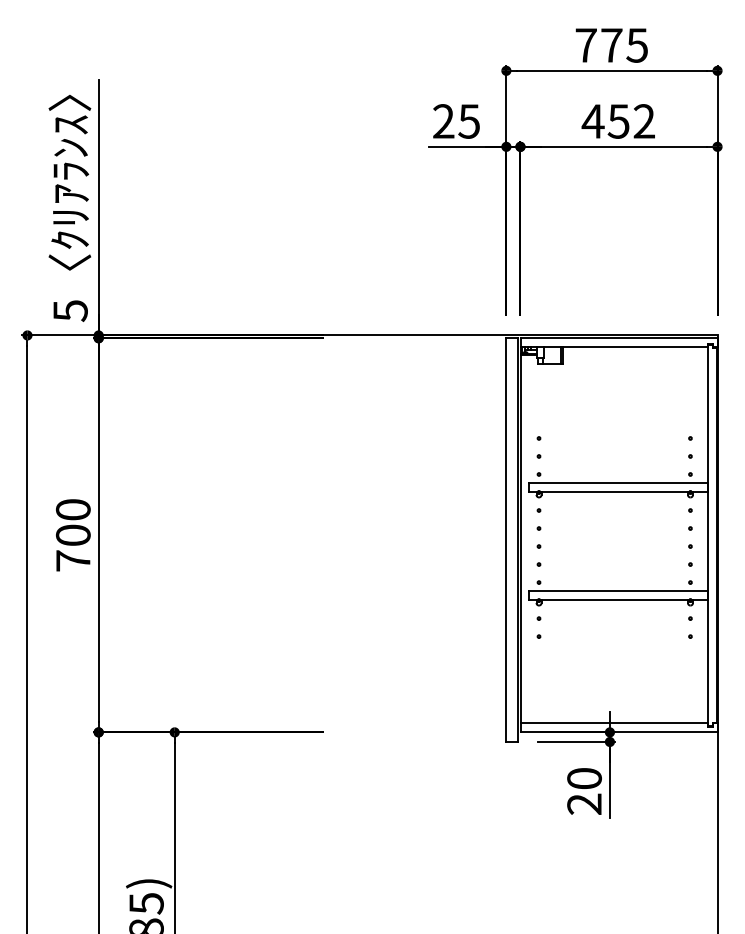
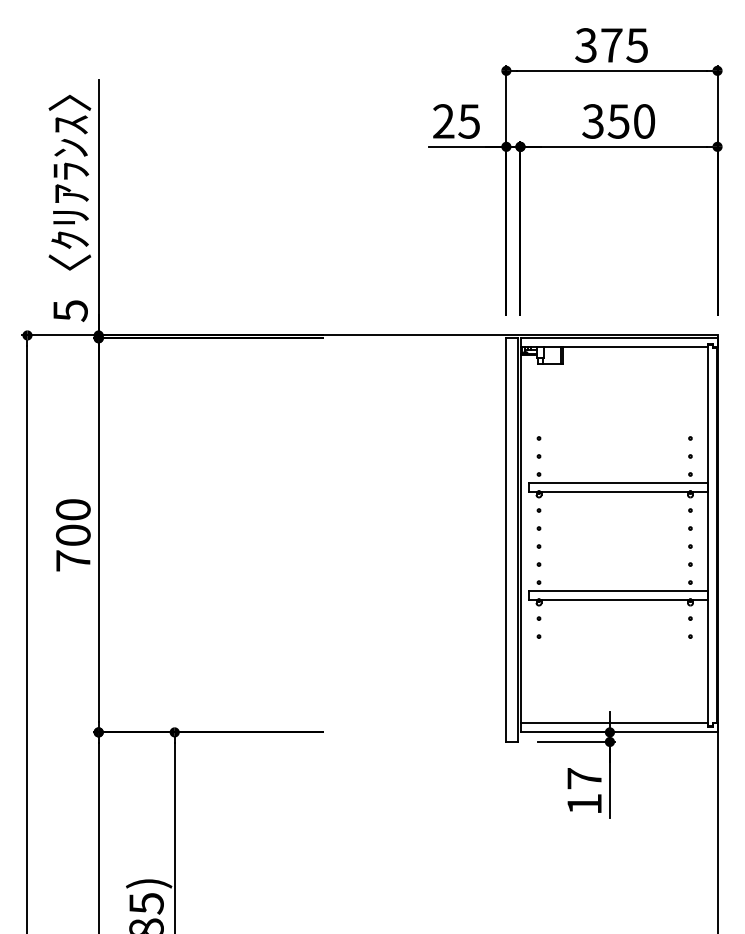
text: 775 -> 375 (585, 45)
text: 452 -> 350 (618, 121)
text: 20 -> 17 (584, 791)
